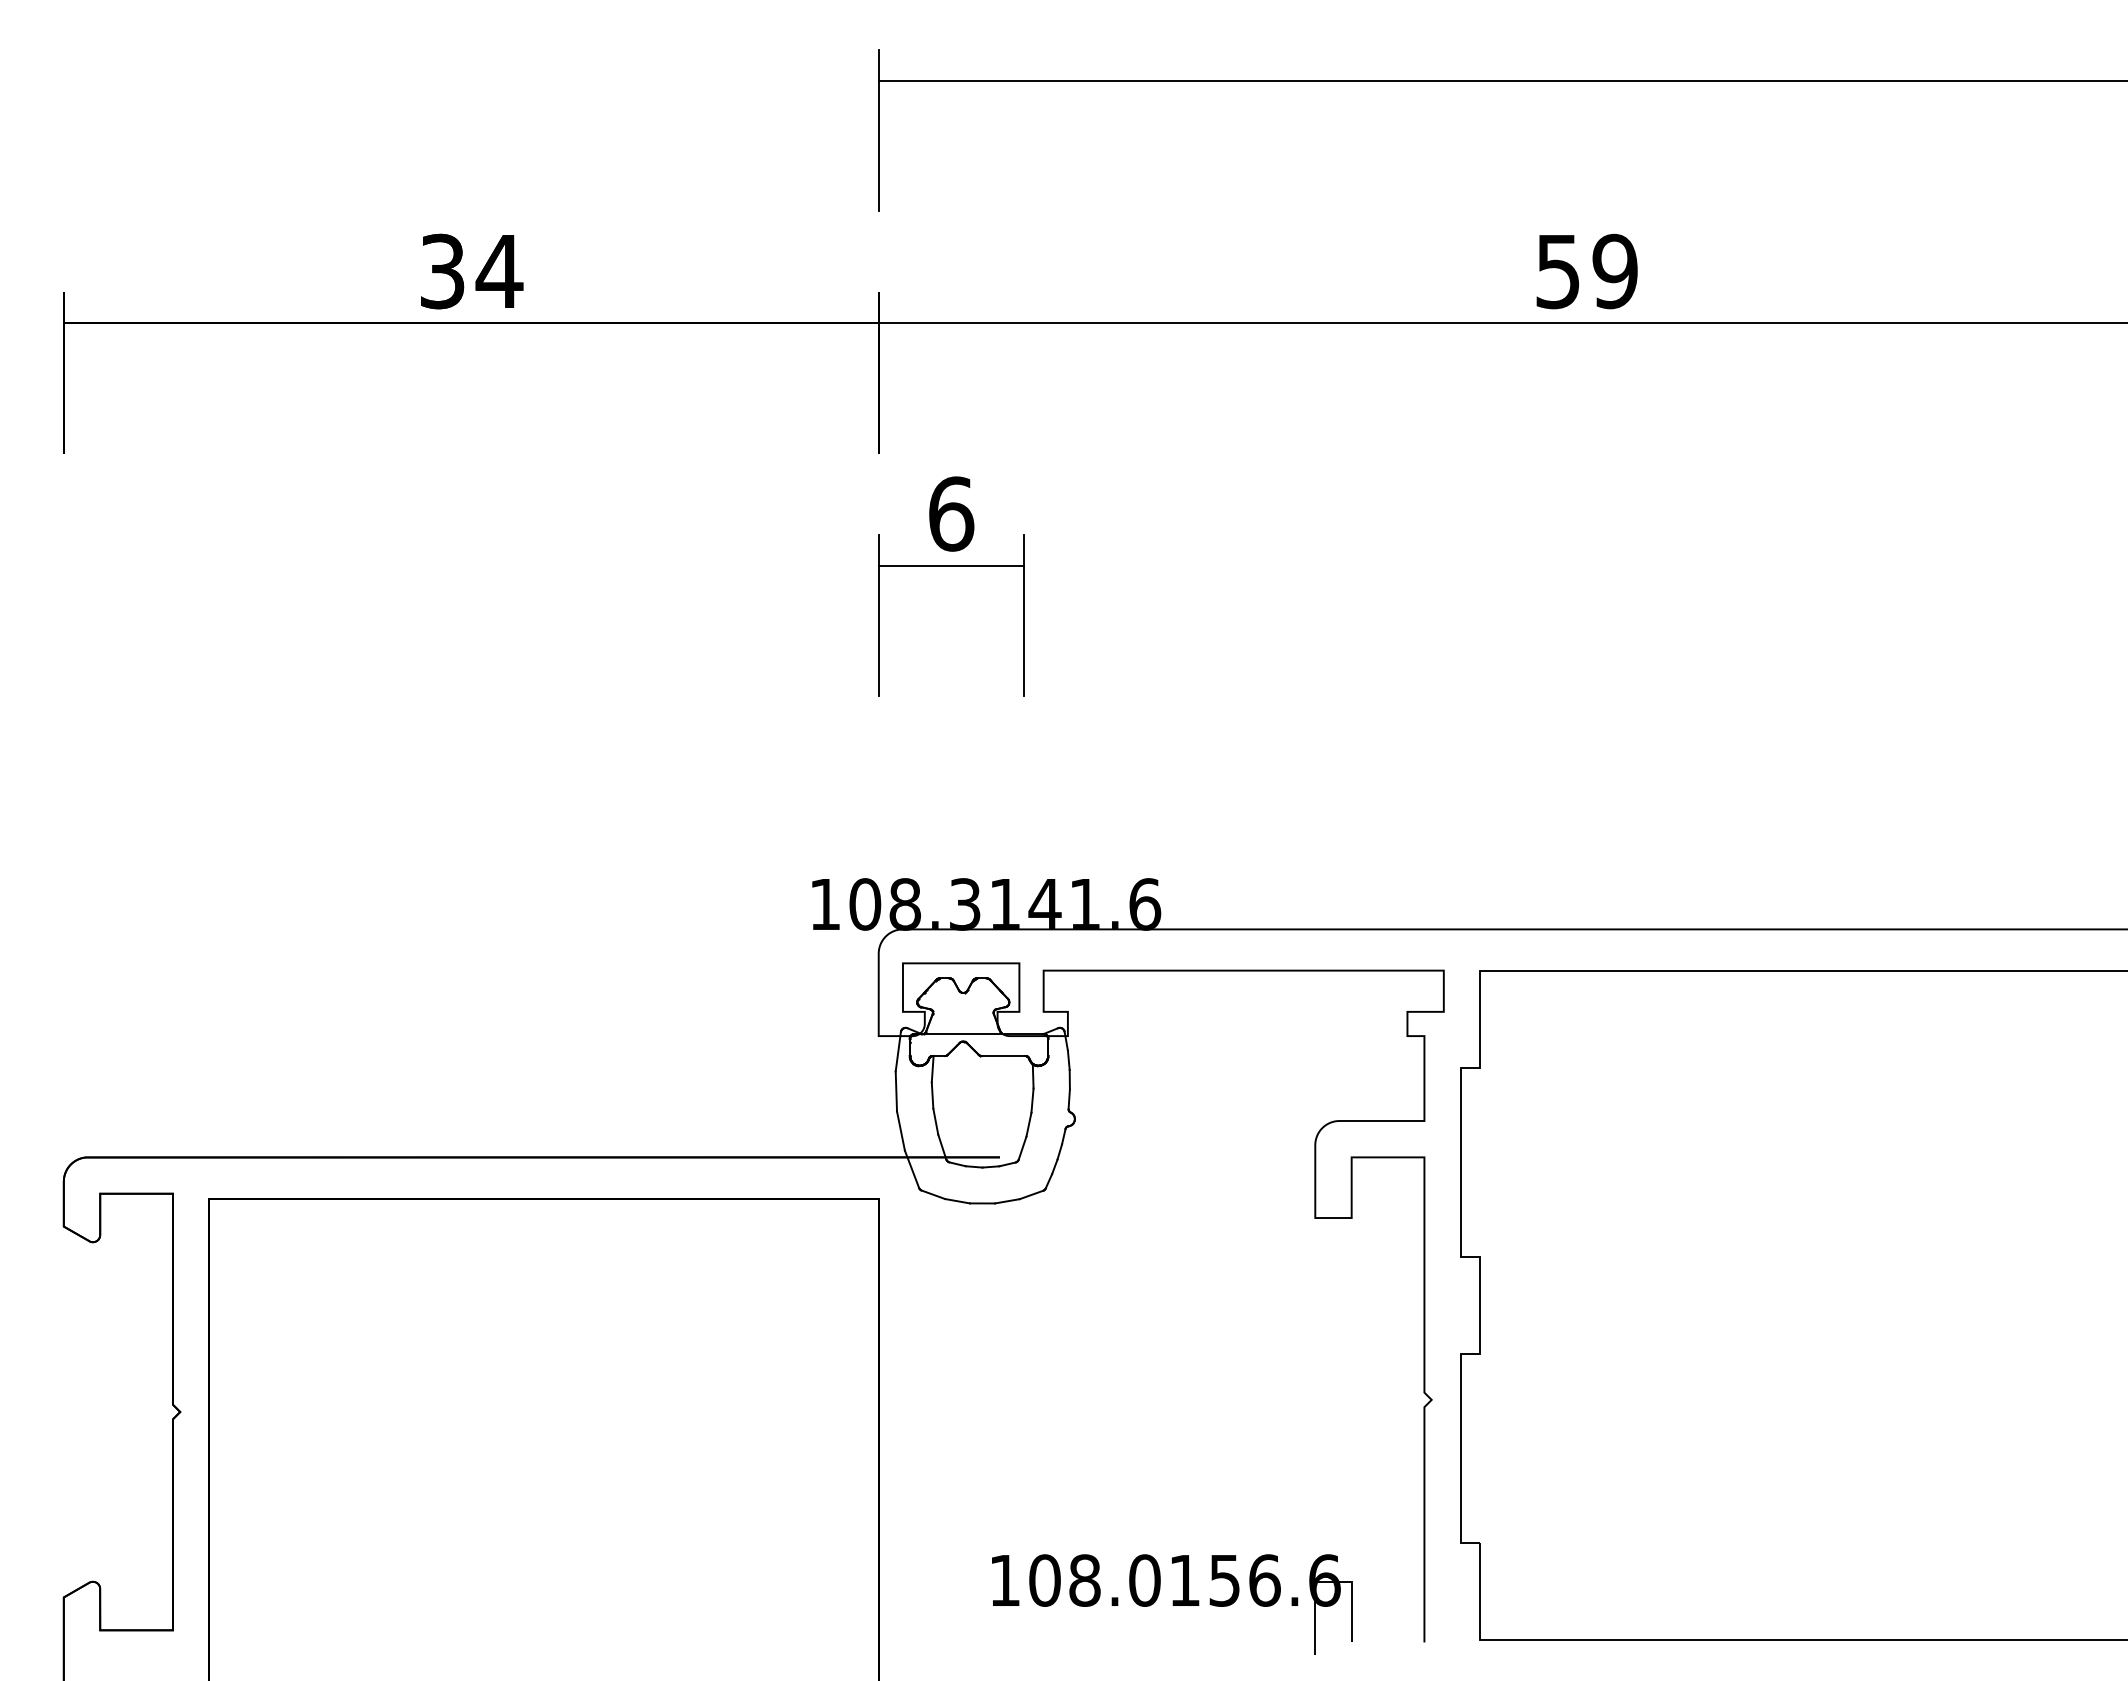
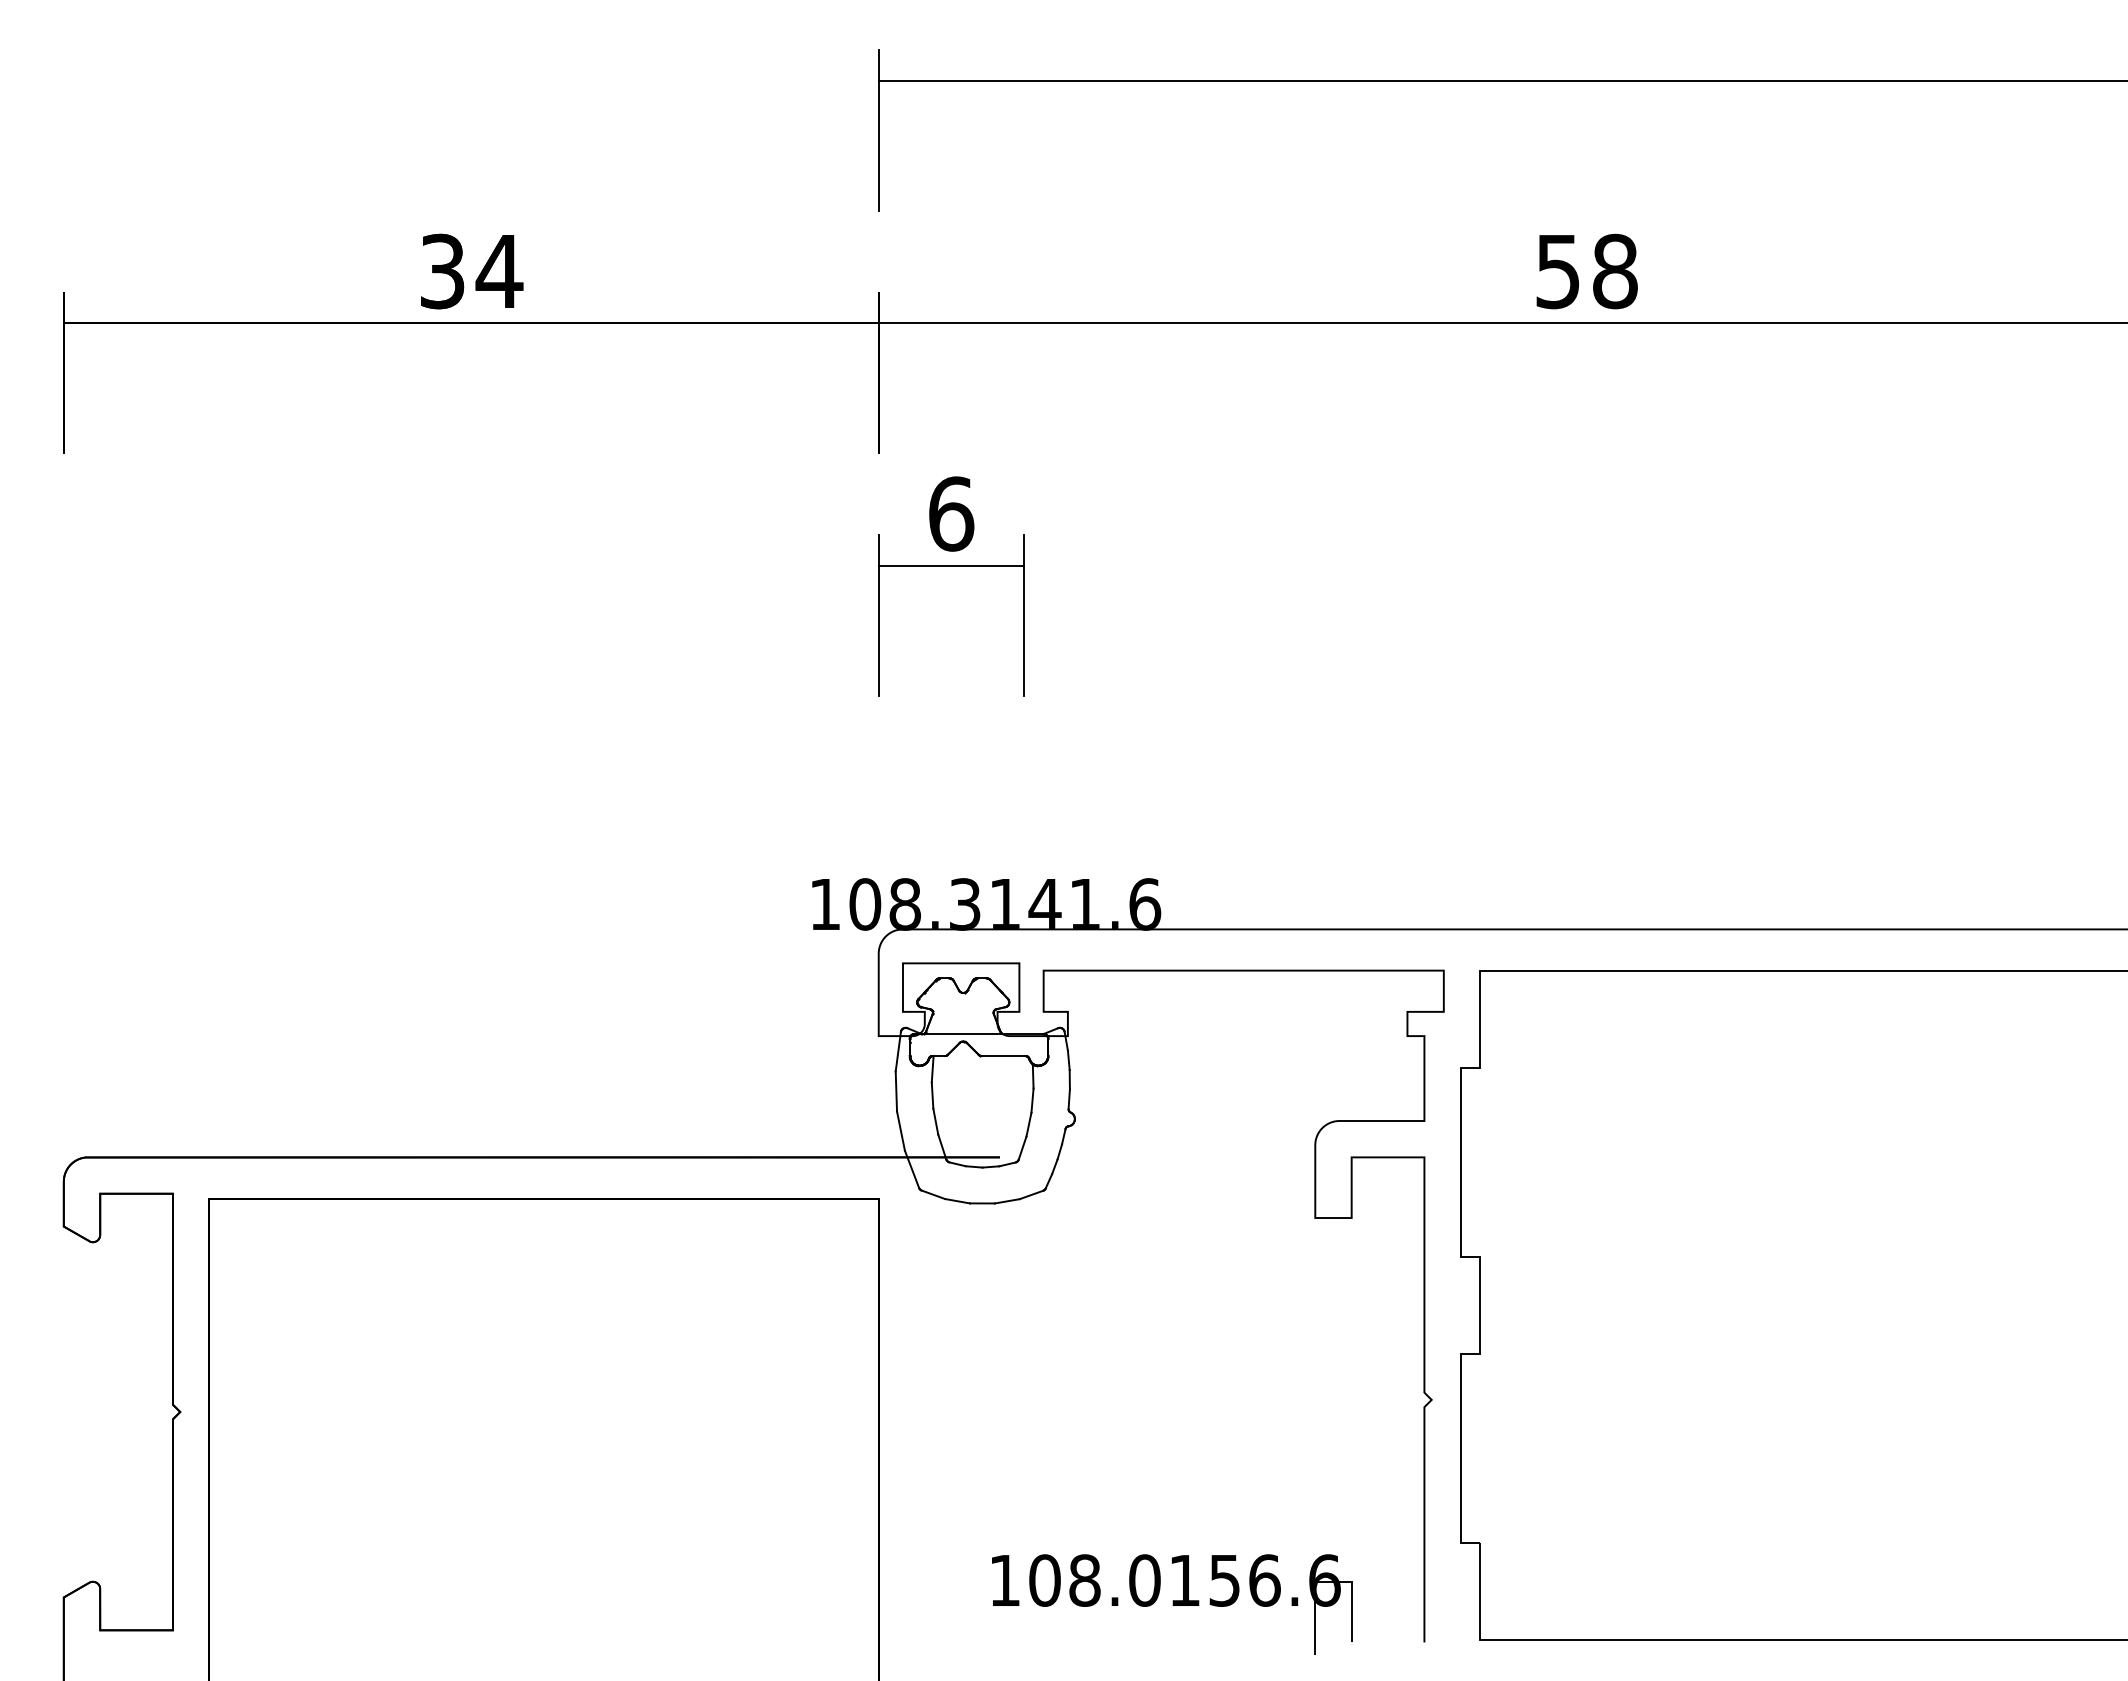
text: 59 -> 58 (1614, 271)
